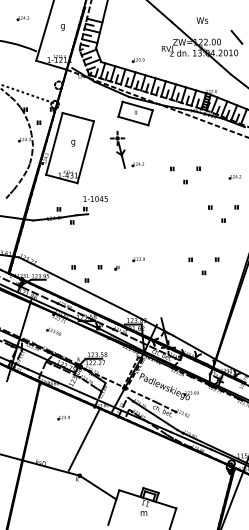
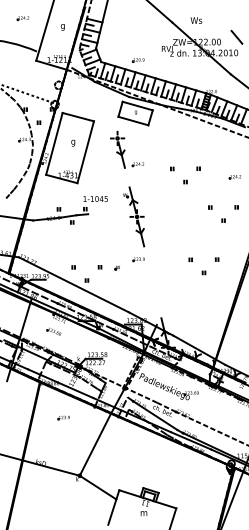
text position: (202, 20) -> (196, 20) (196, 20)
part: none -> present (134, 216)
line: none -> present (210, 427)
line position: (83, 439) -> (94, 444) (94, 444)
